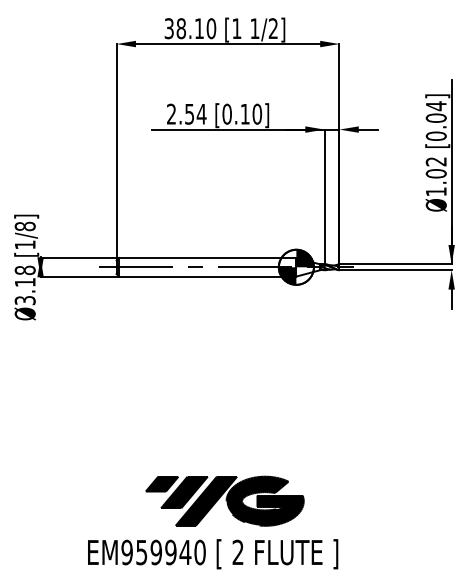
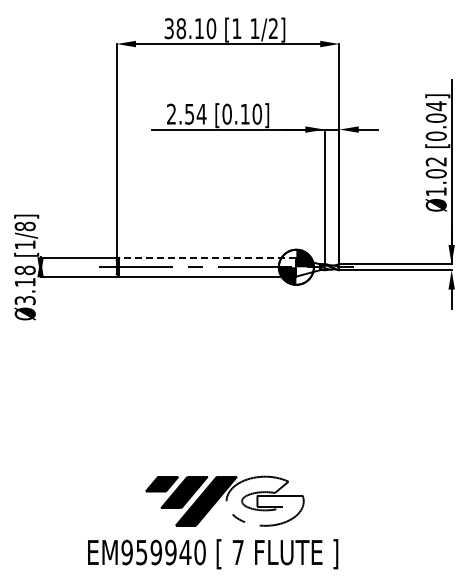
line: solid -> dashed (207, 258)
fill: present -> none (264, 500)
text: 2 -> 7 (237, 551)
